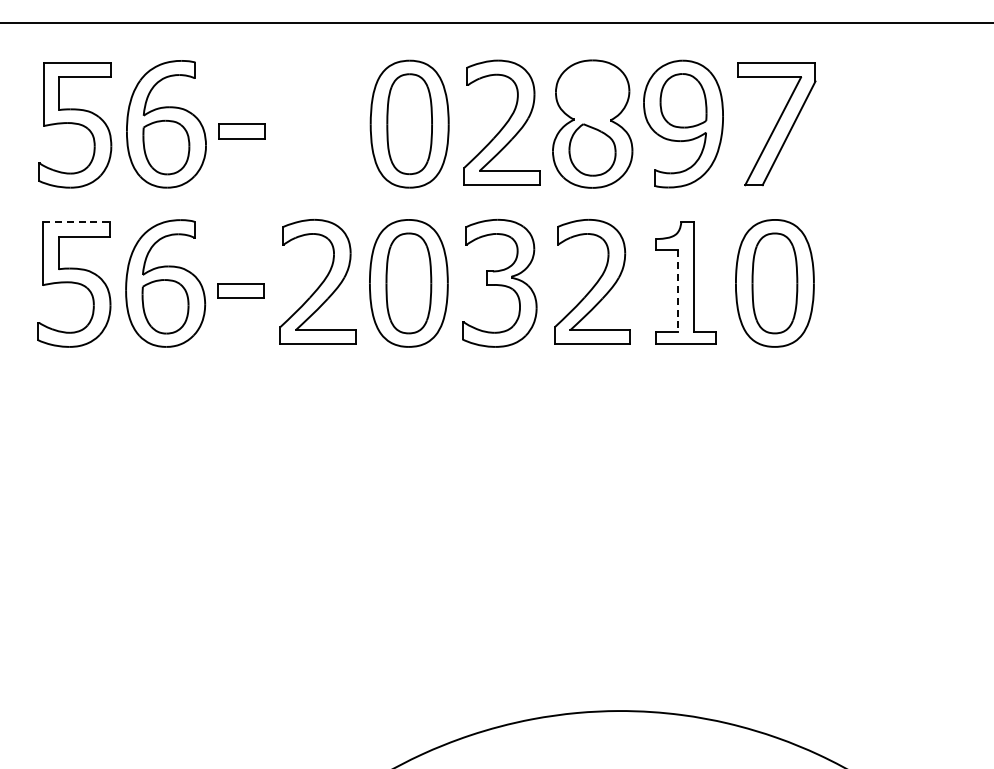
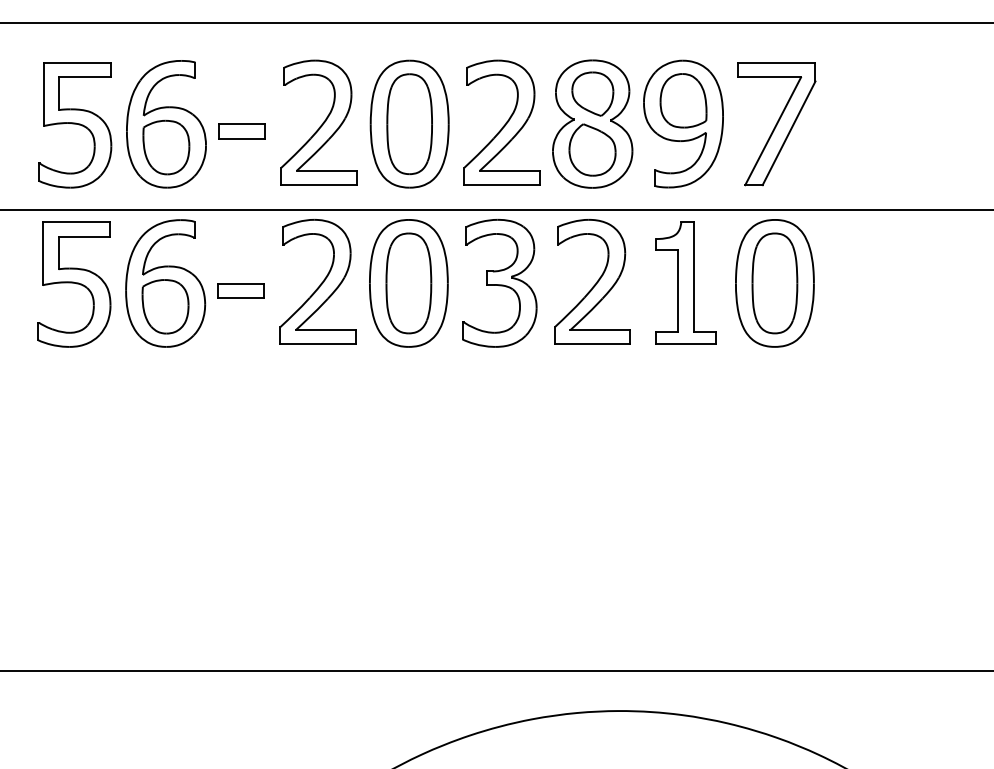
part: none -> present (592, 93)
part: none -> present (318, 122)
line: none -> present (496, 210)
line: dashed -> solid (76, 222)
line: dashed -> solid (678, 291)
line: none -> present (496, 670)
